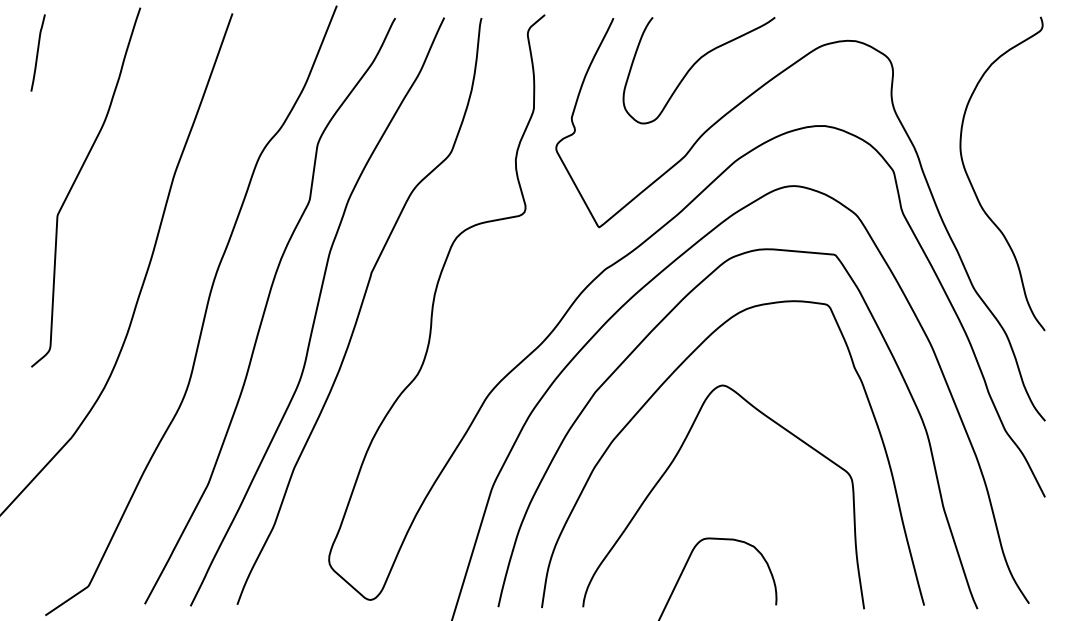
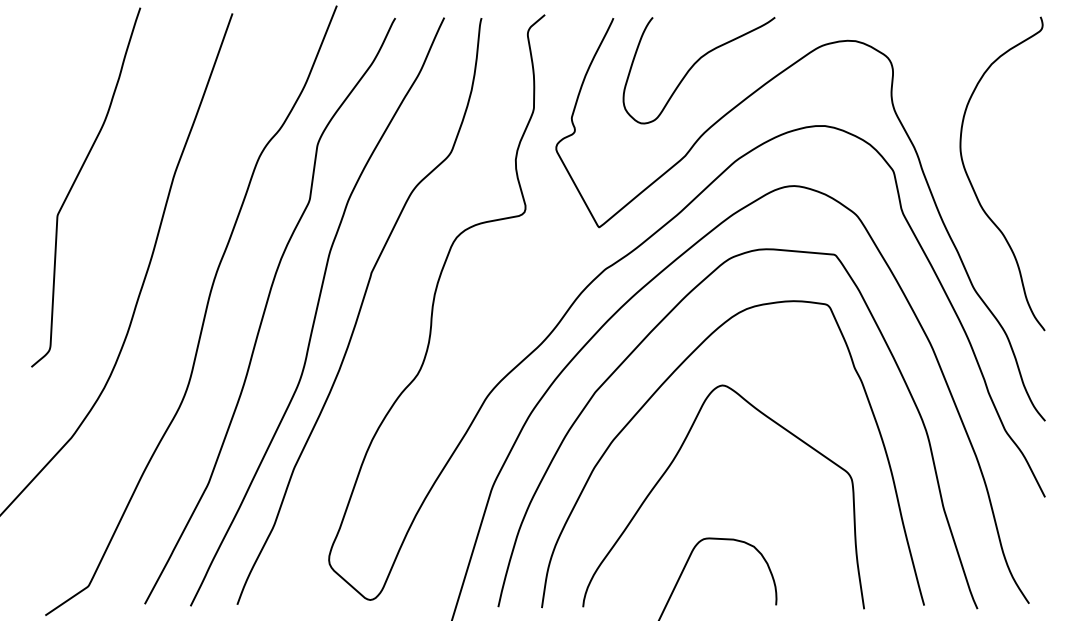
curve: present -> none (37, 52)
